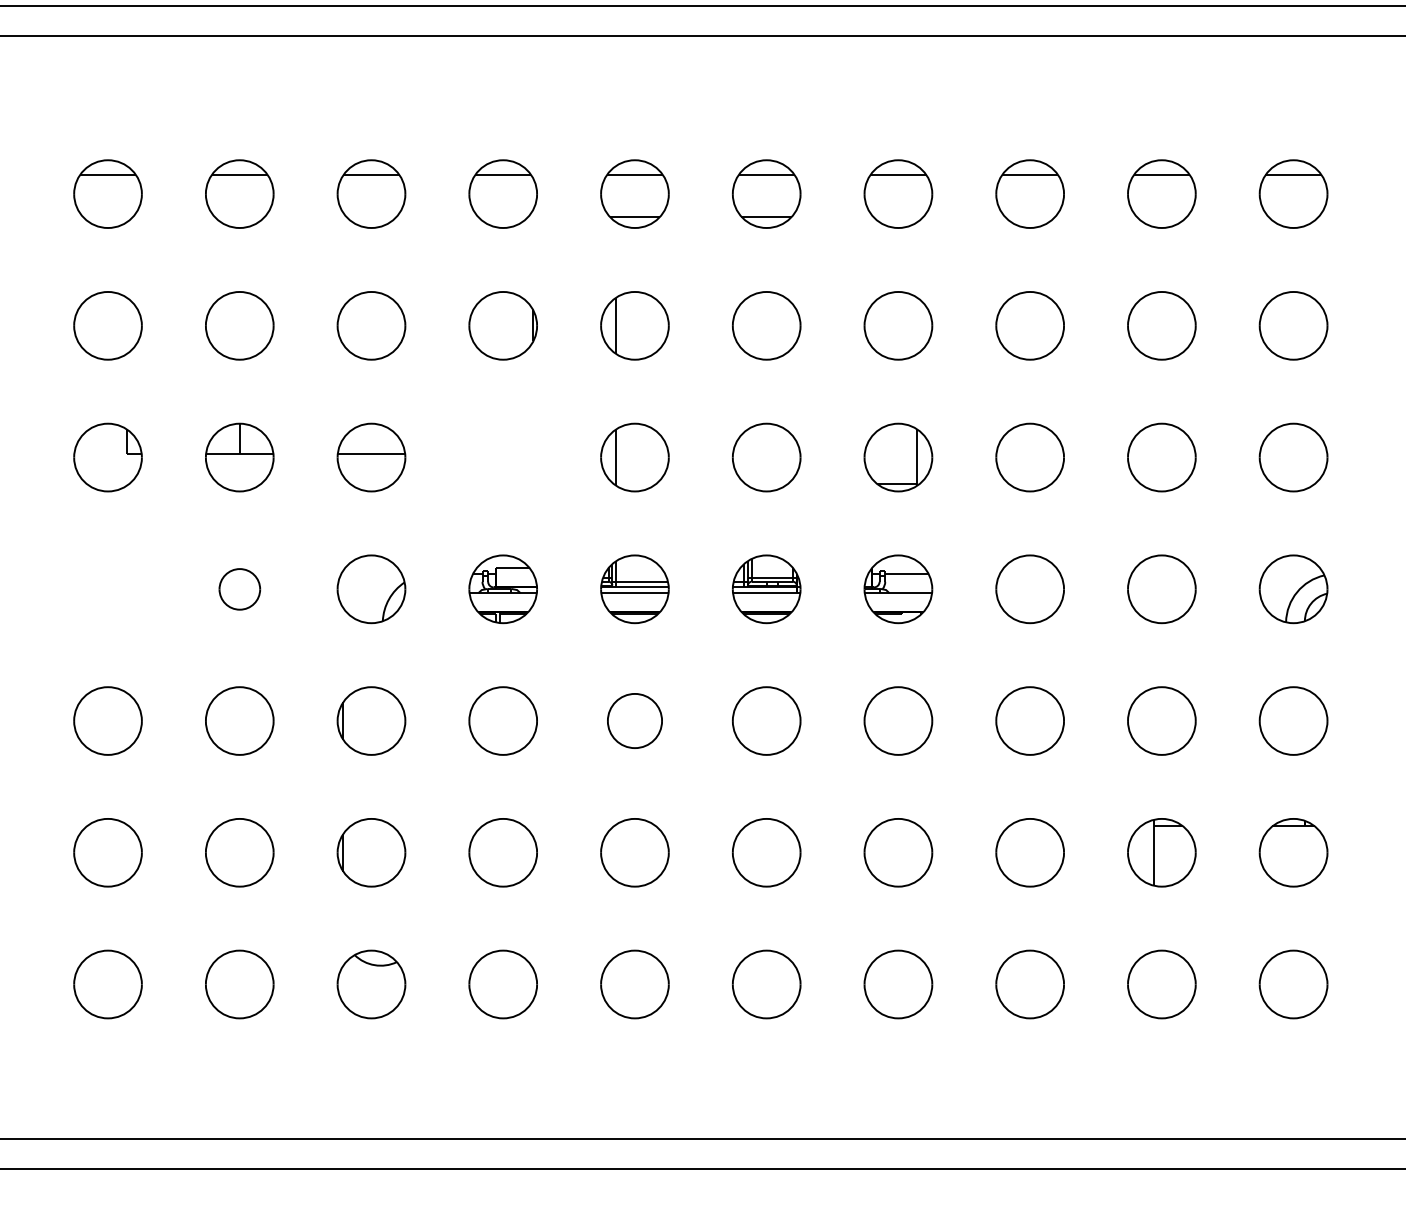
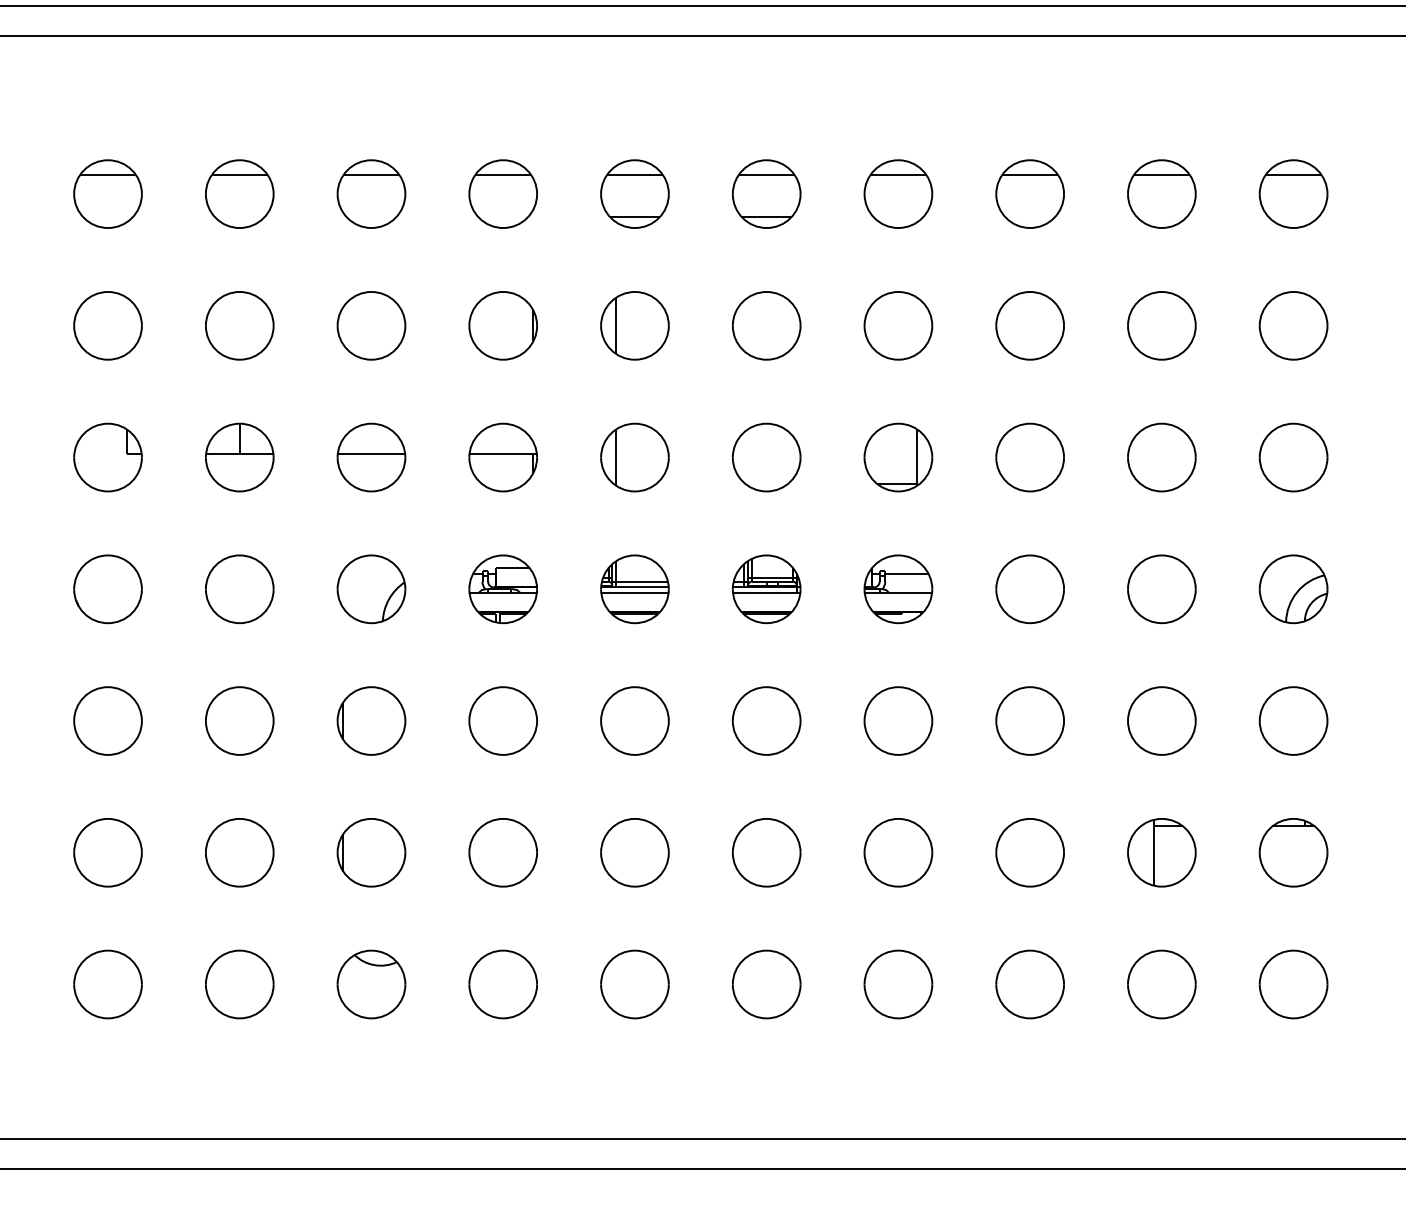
part: none -> present (502, 457)
part: none -> present (107, 589)
part size: 44x43 px -> 70x71 px (239, 589)
part size: 56x56 px -> 70x70 px (634, 720)
